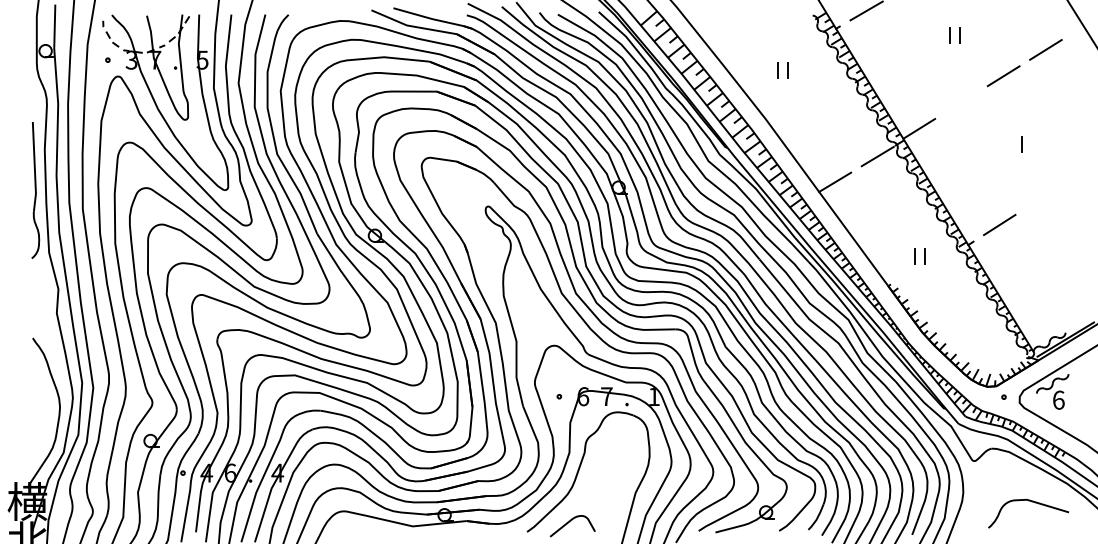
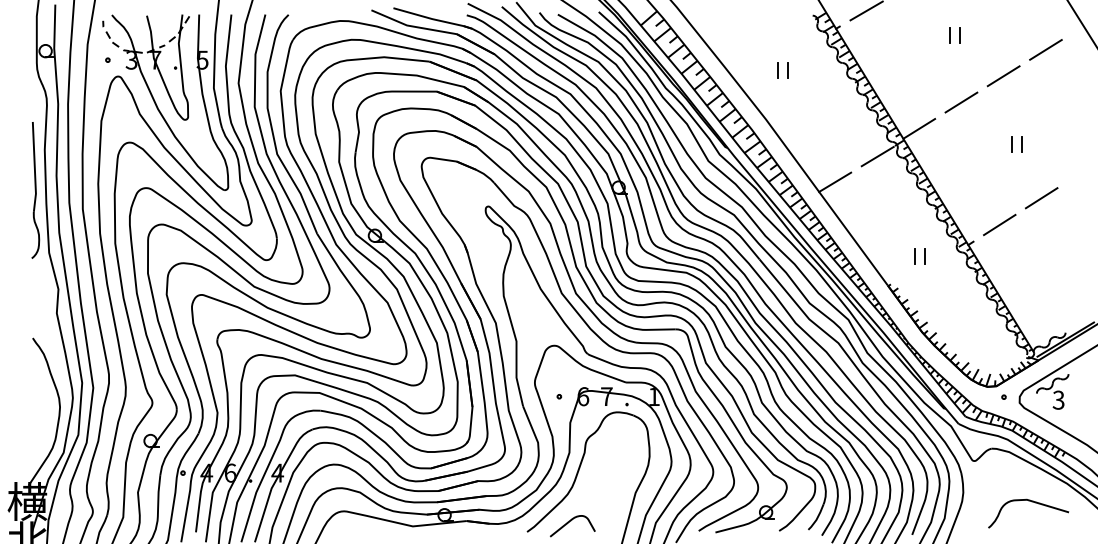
line: none -> present (961, 102)
line: none -> present (1011, 144)
line: none -> present (1041, 198)
text: 6 -> 3 (1058, 399)
